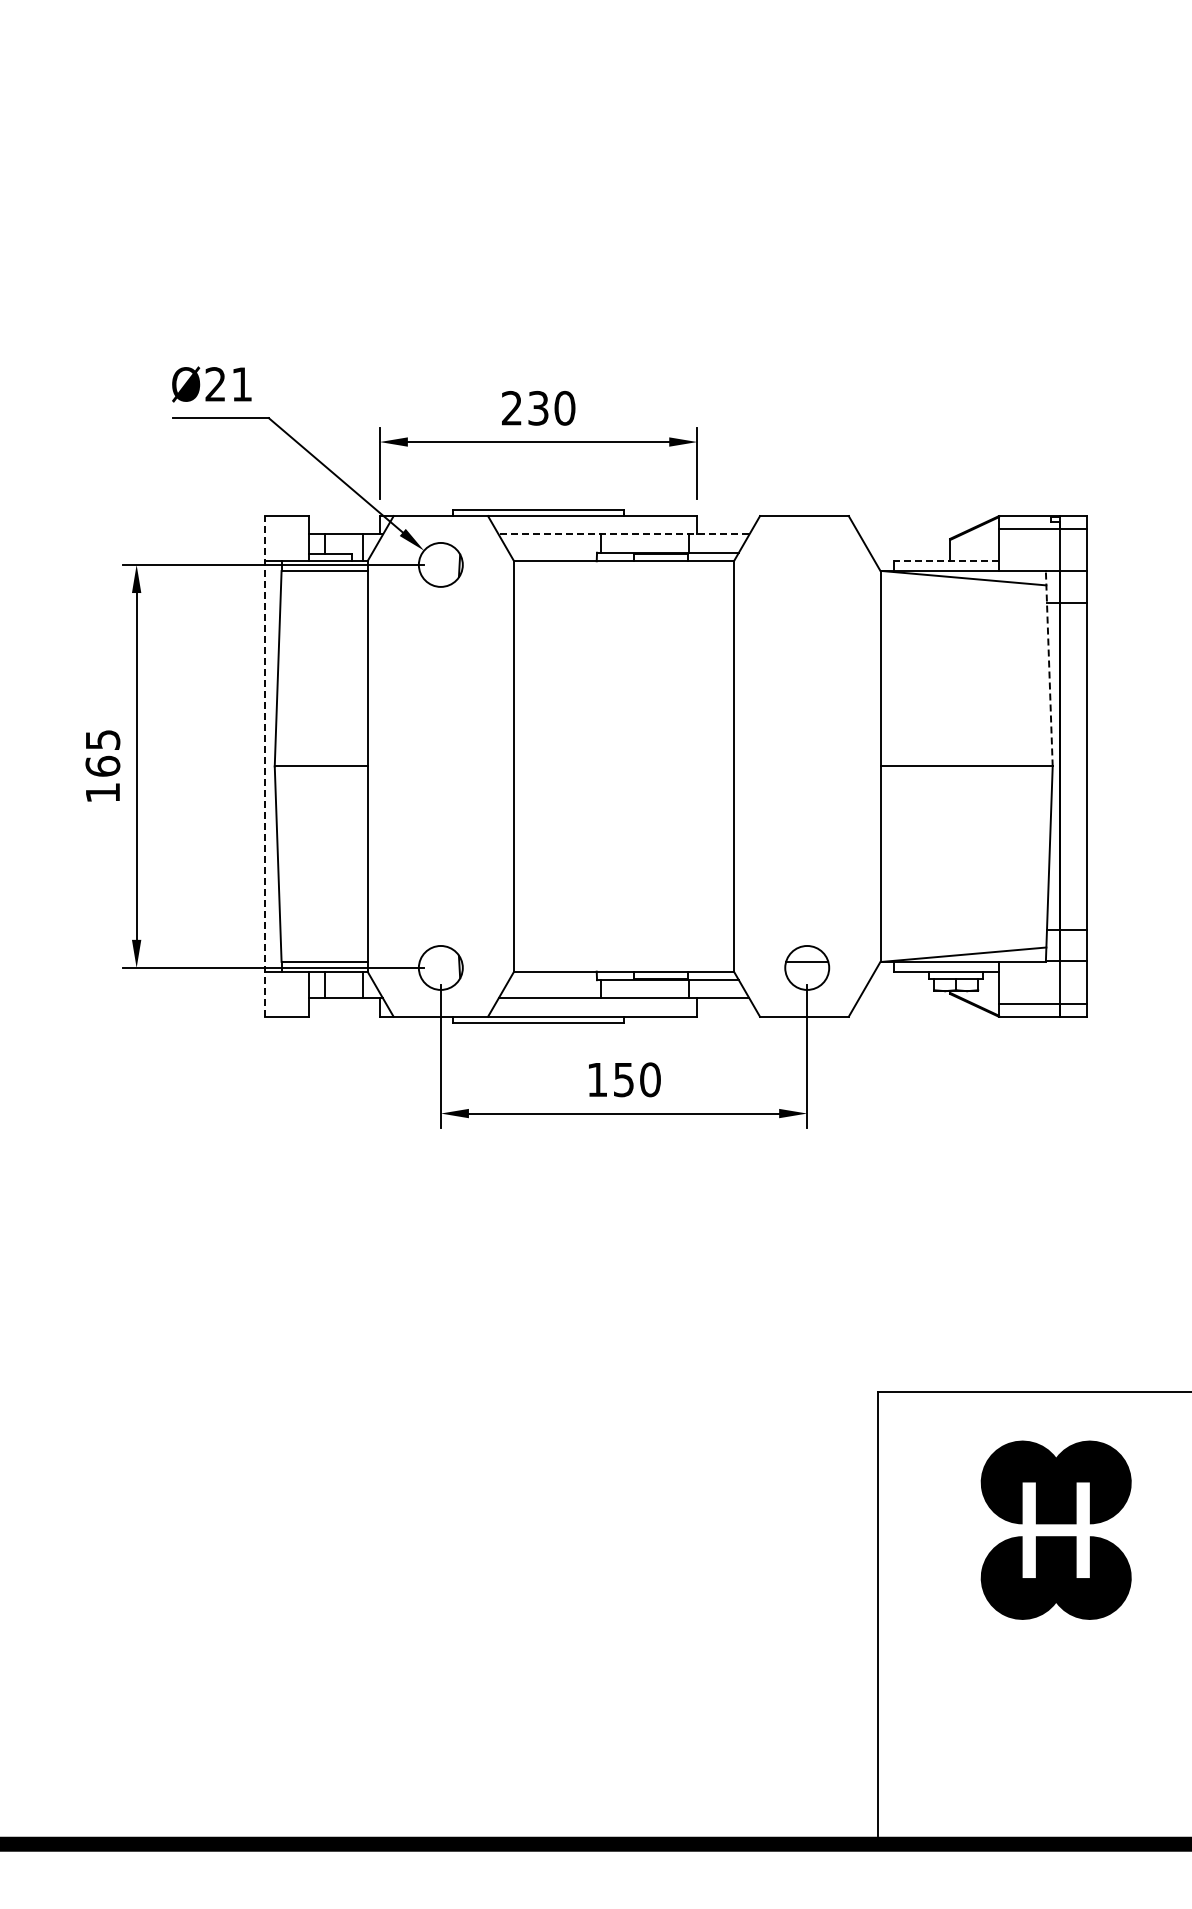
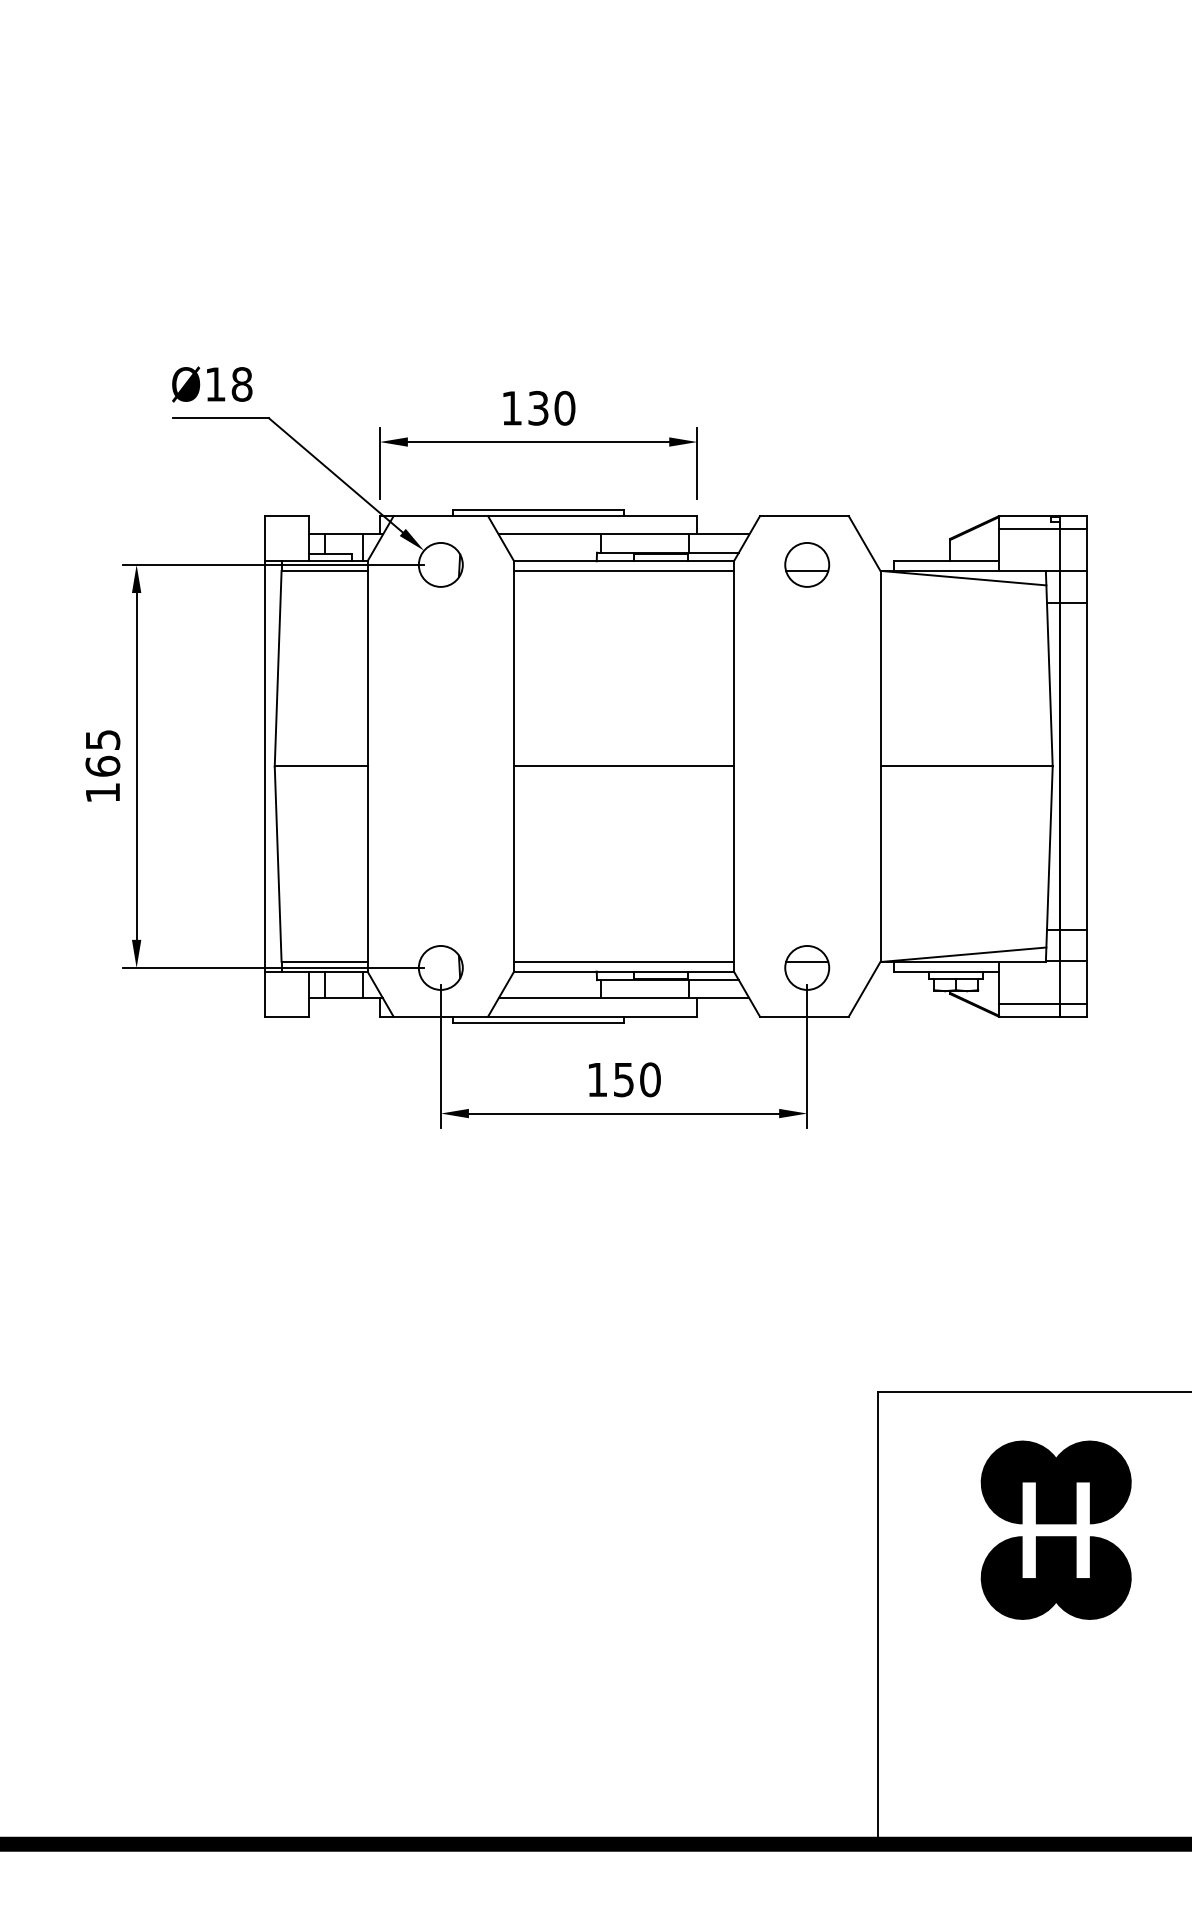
text: Ø21 -> Ø18 (228, 384)
text: 230 -> 130 (511, 407)
line: dashed -> solid (623, 534)
line: dashed -> solid (946, 561)
part: none -> present (807, 564)
line: none -> present (623, 571)
line: dashed -> solid (1049, 668)
line: dashed -> solid (265, 765)
line: none -> present (623, 766)
line: none -> present (623, 961)
